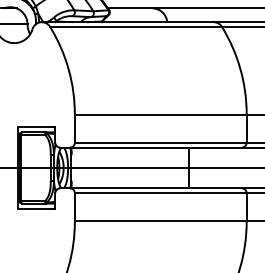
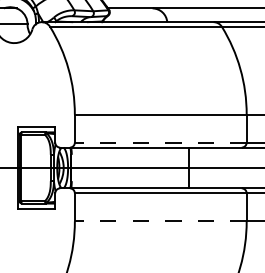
line: solid -> dashed (160, 142)
line: solid -> dashed (160, 221)
